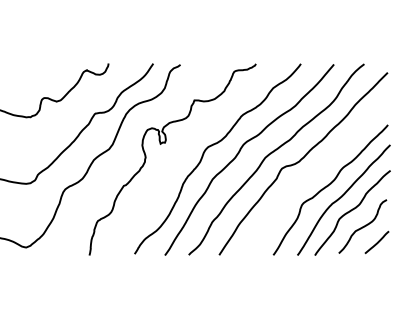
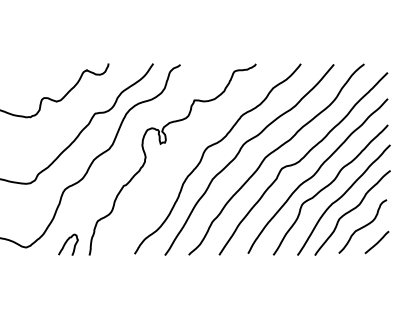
curve: none -> present (315, 175)
curve: none -> present (66, 243)
